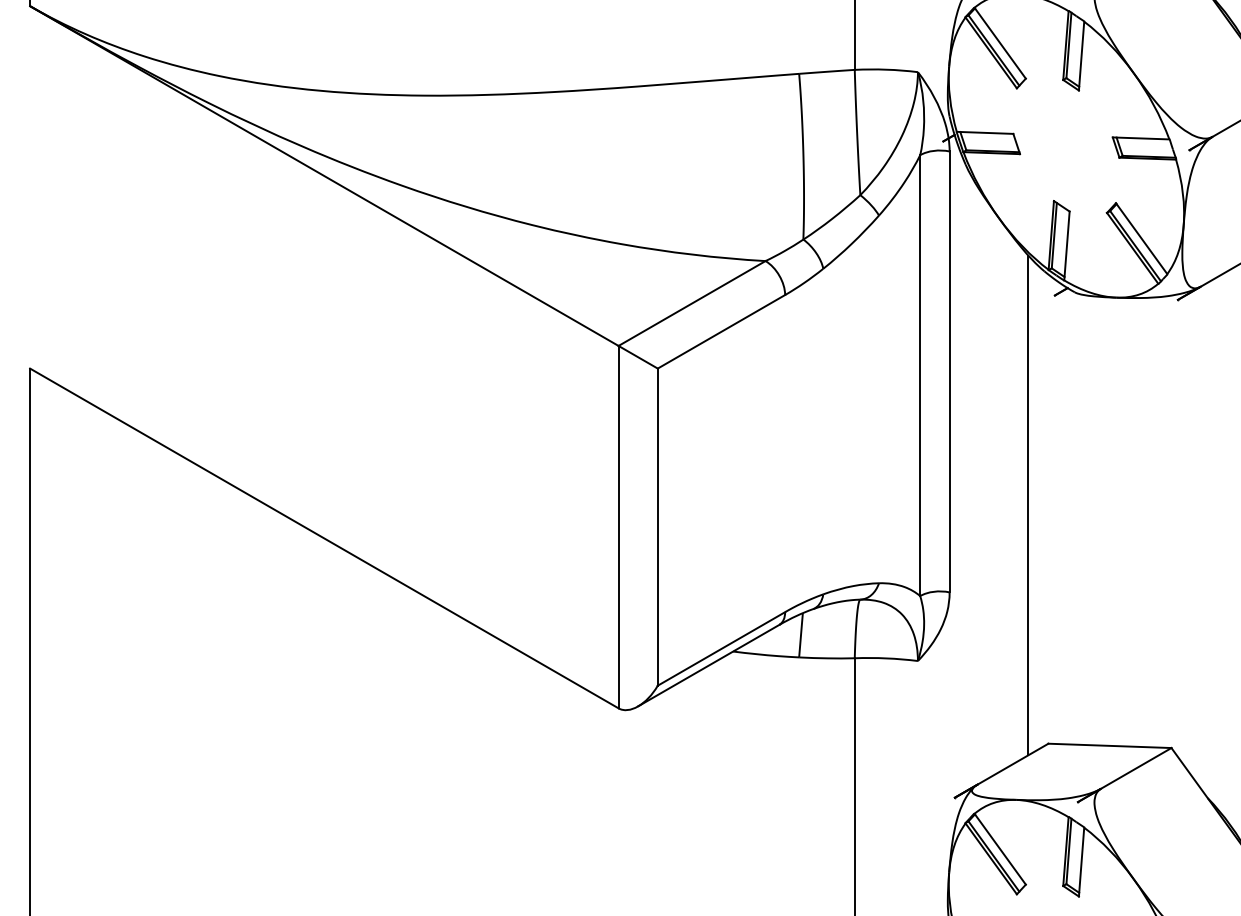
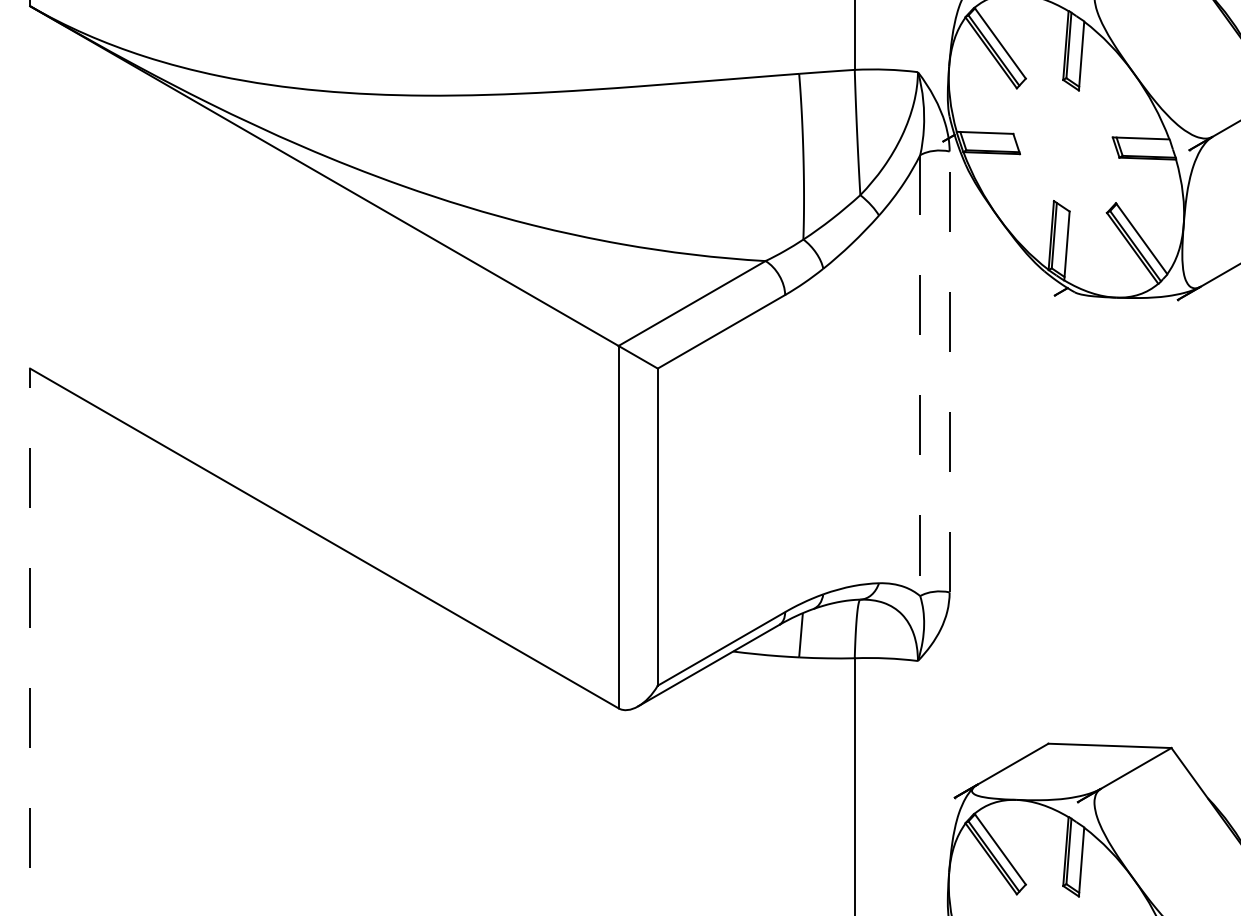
line: solid -> dashed (949, 371)
line: solid -> dashed (920, 376)
line: present -> none (1028, 505)
line: solid -> dashed (30, 641)
